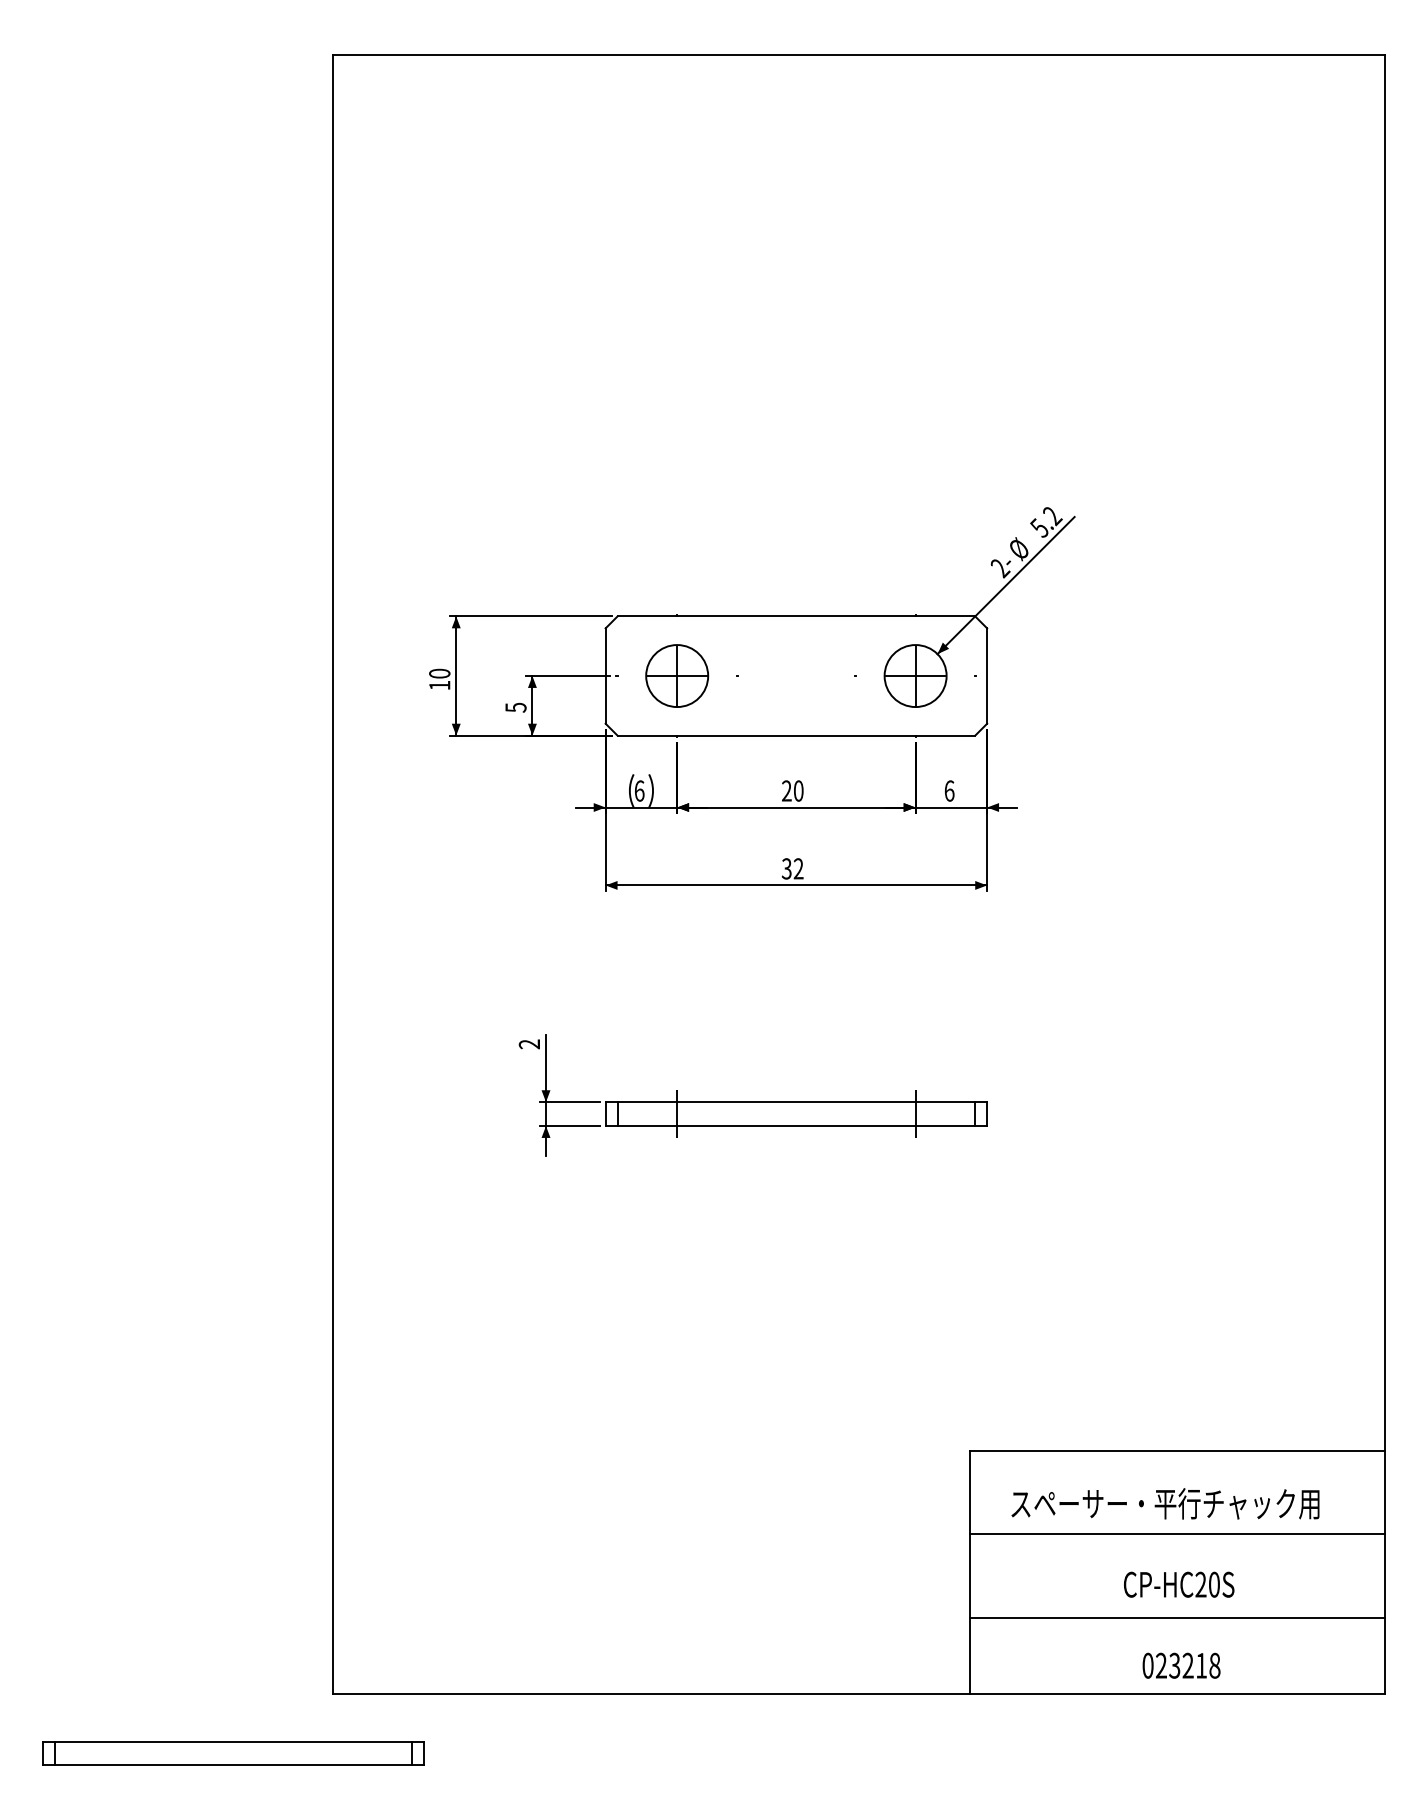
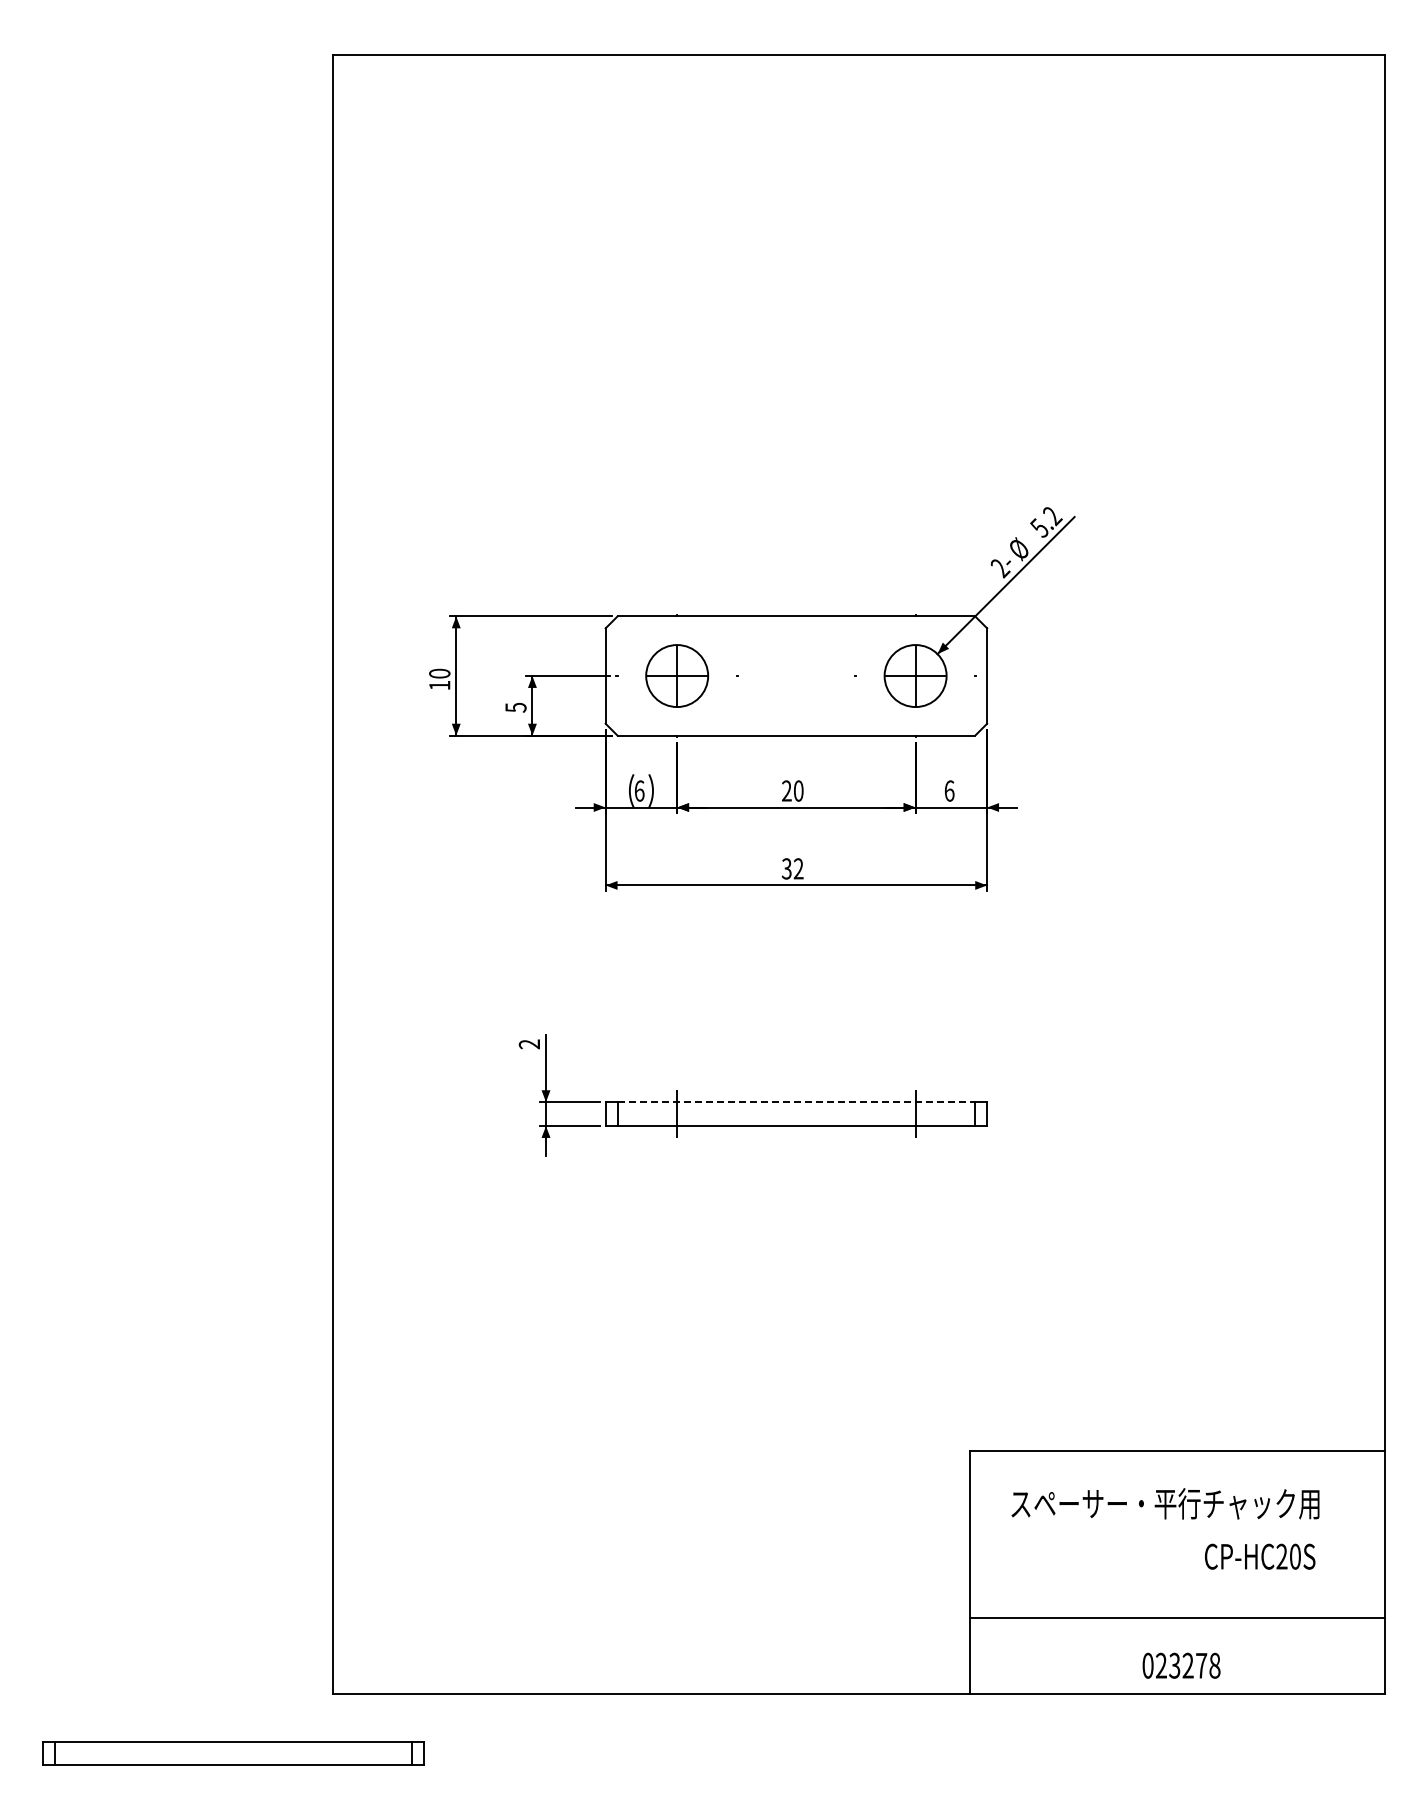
line: solid -> dashed (796, 1102)
line: present -> none (1177, 1534)
text position: (1179, 1584) -> (1260, 1556) (1260, 1556)
text: 023218 -> 023278 (1201, 1665)
